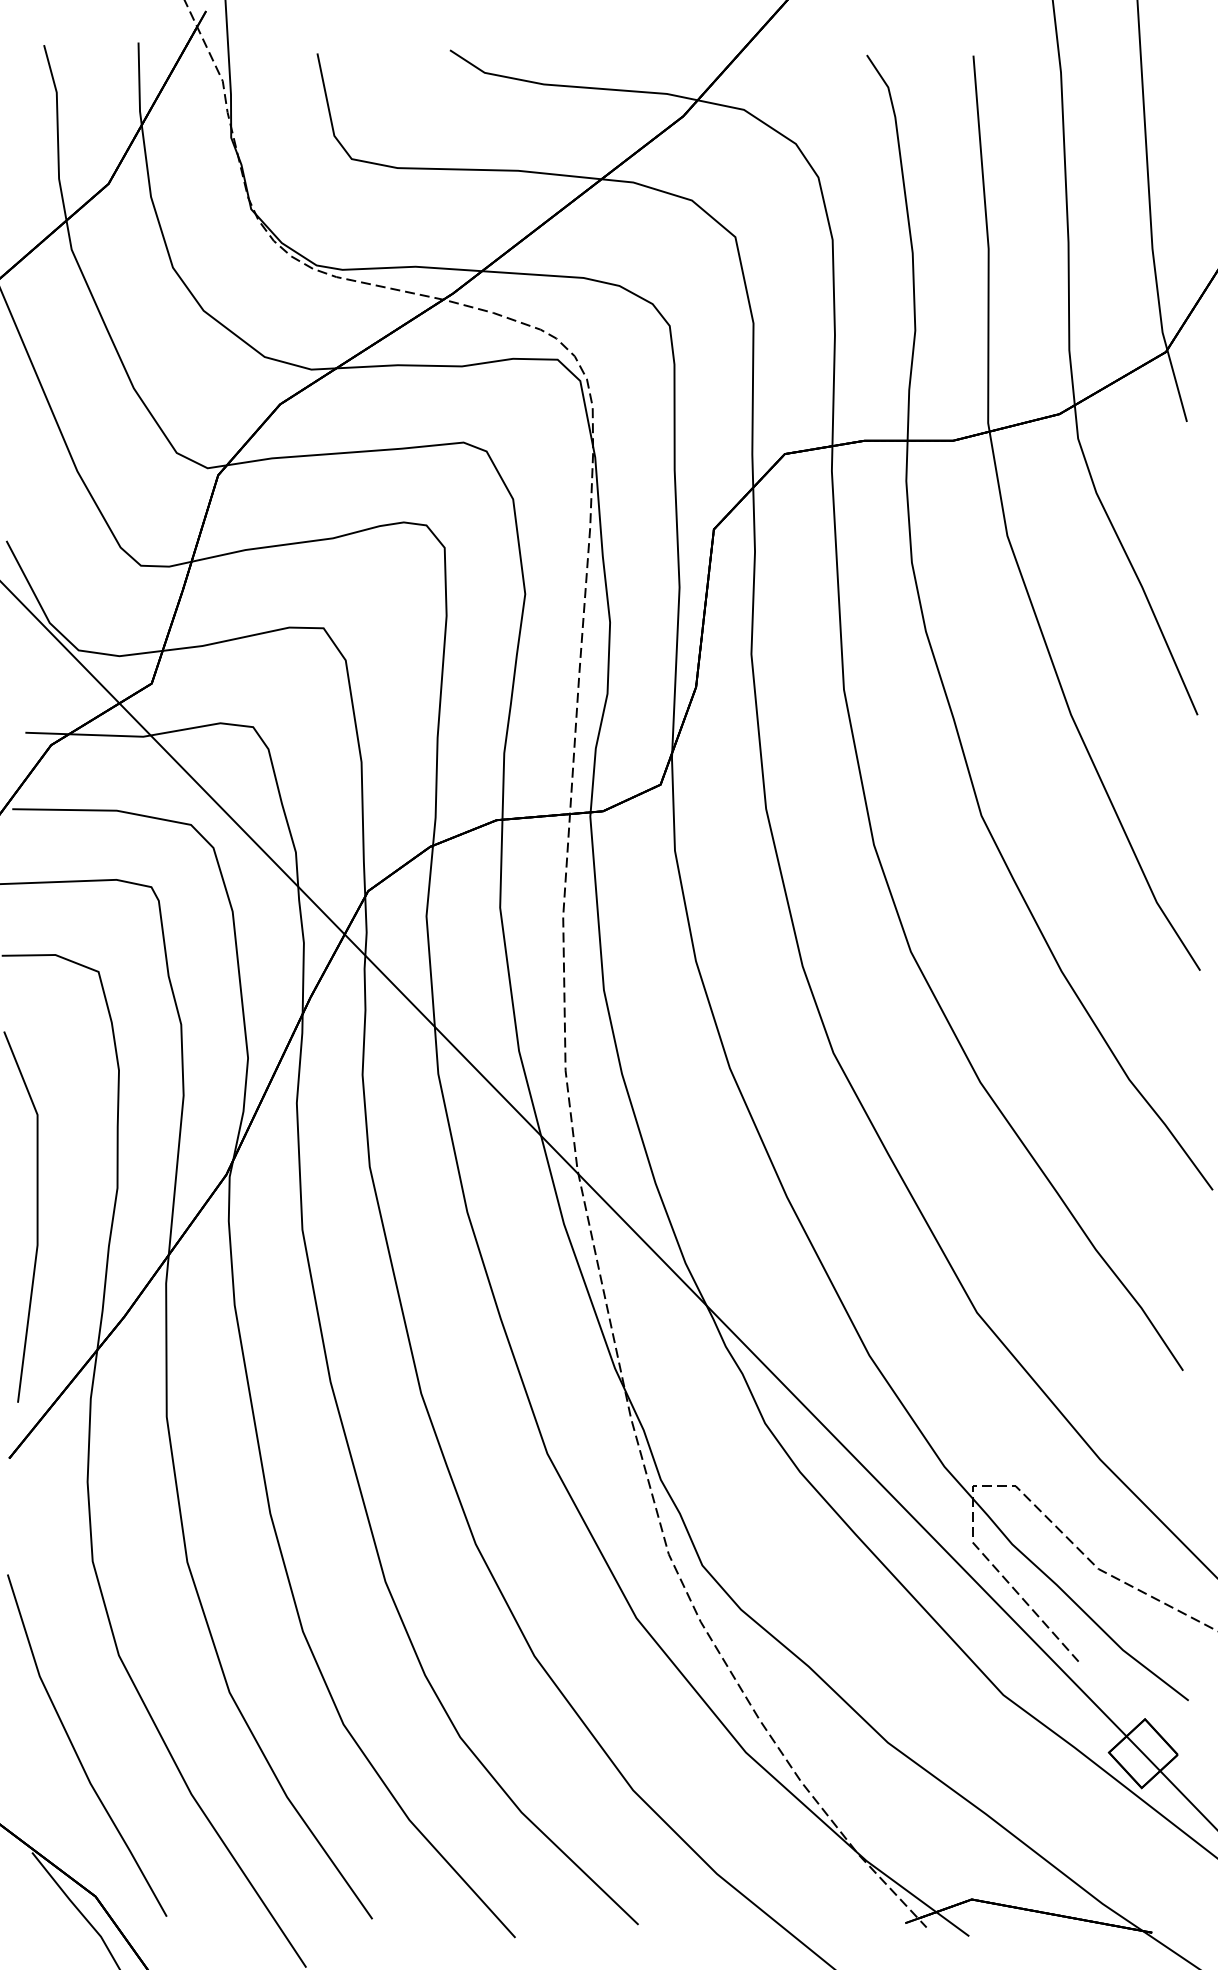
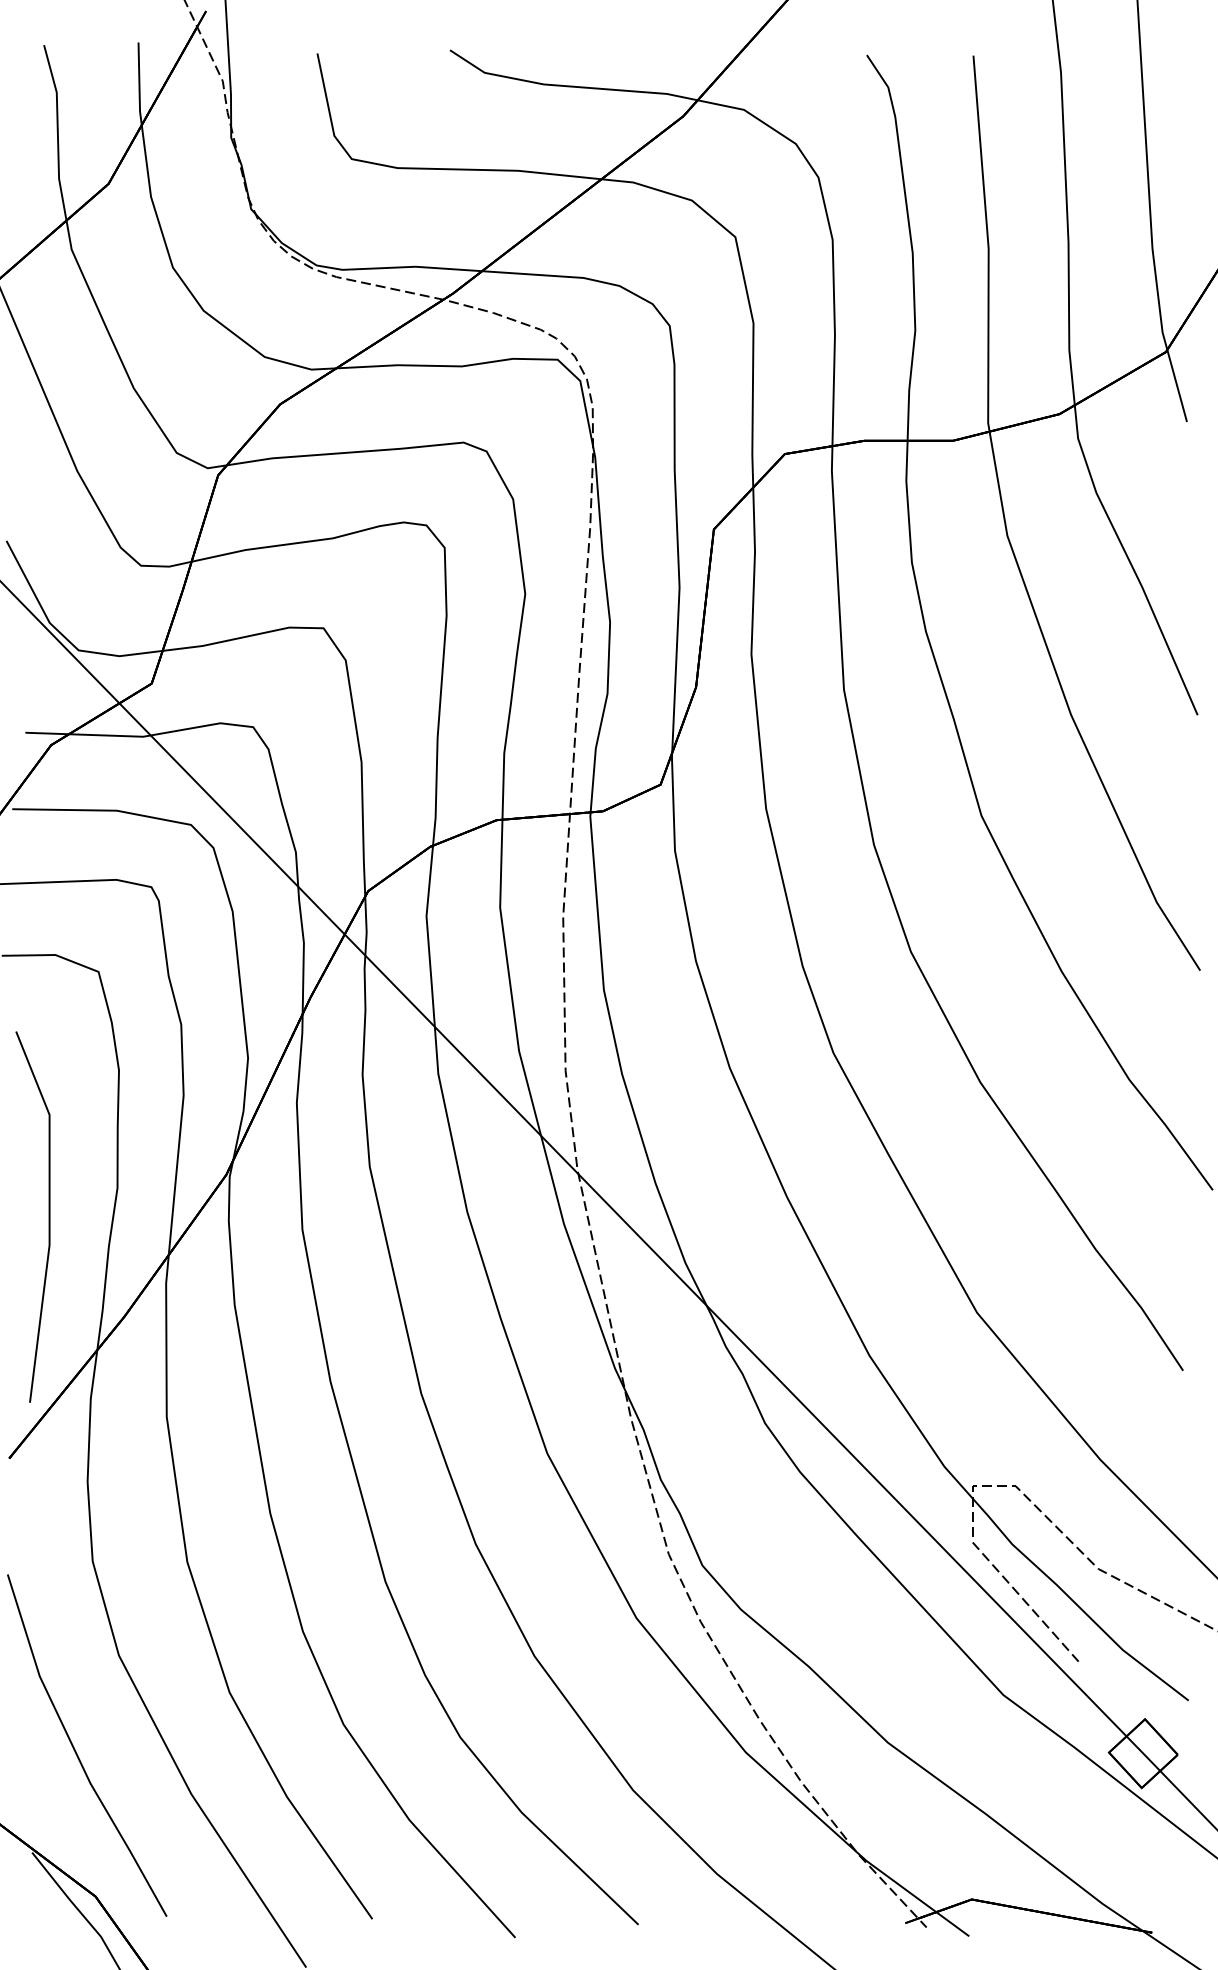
line position: (36, 1216) -> (48, 1216) (48, 1216)
